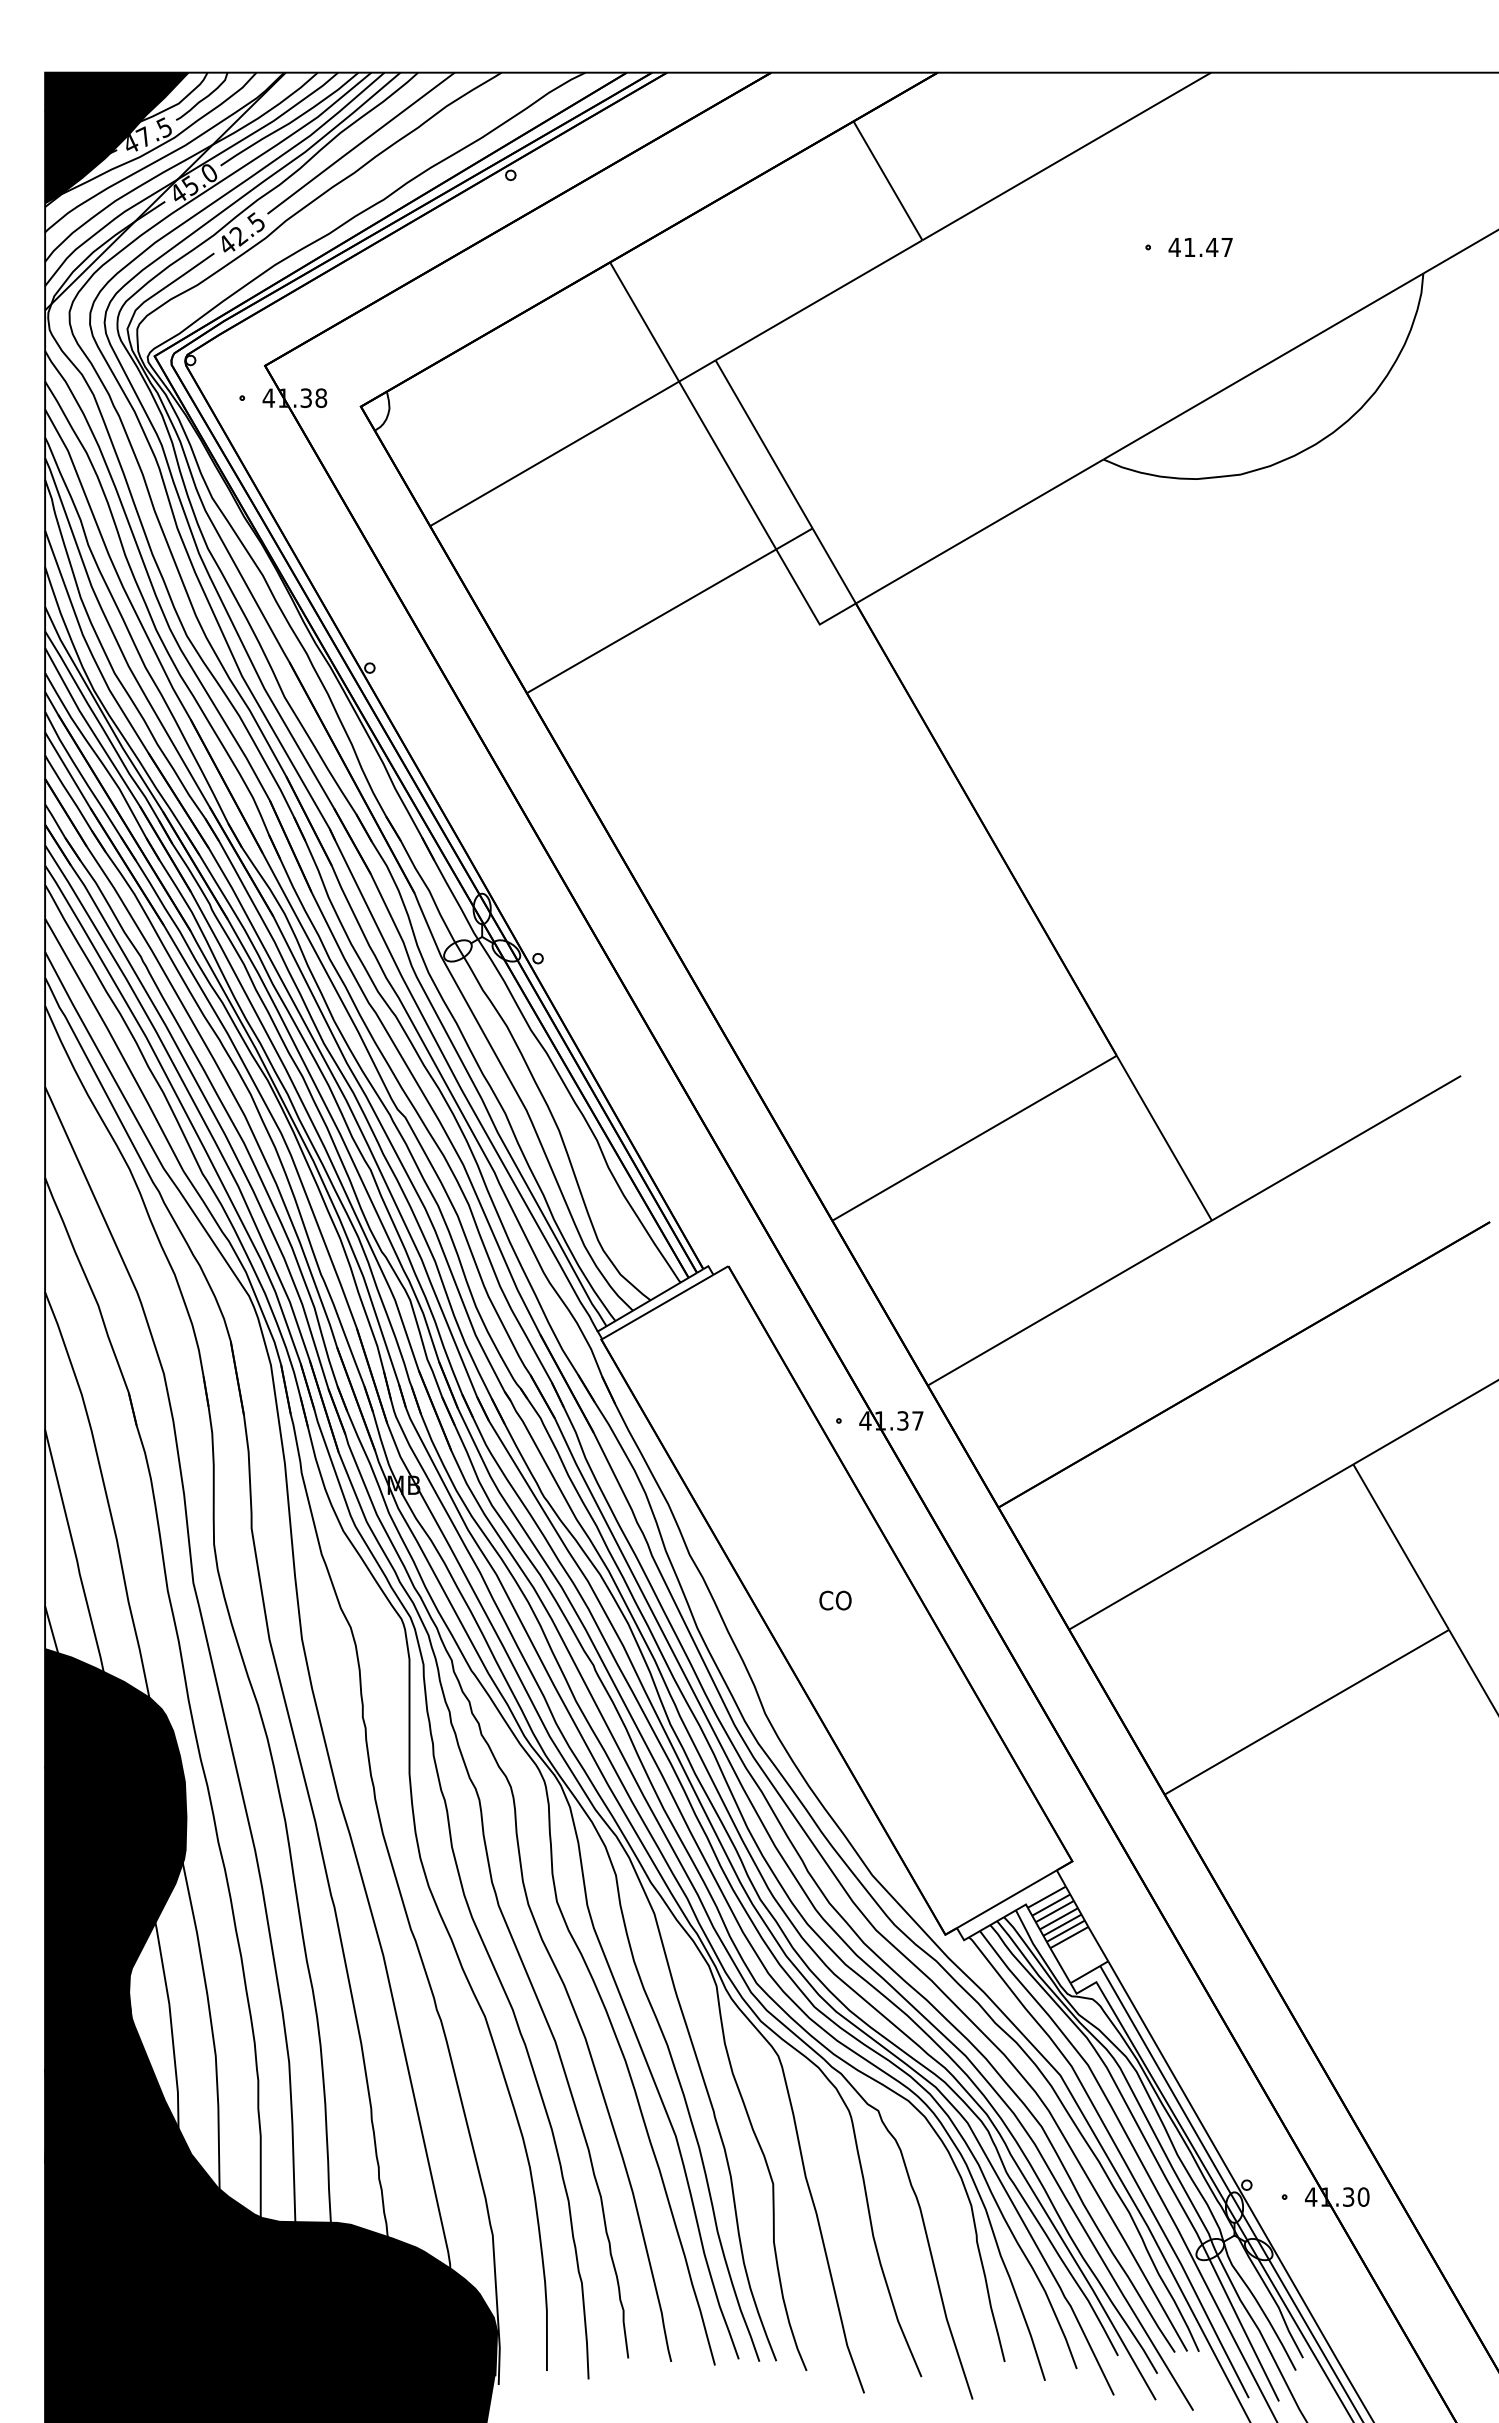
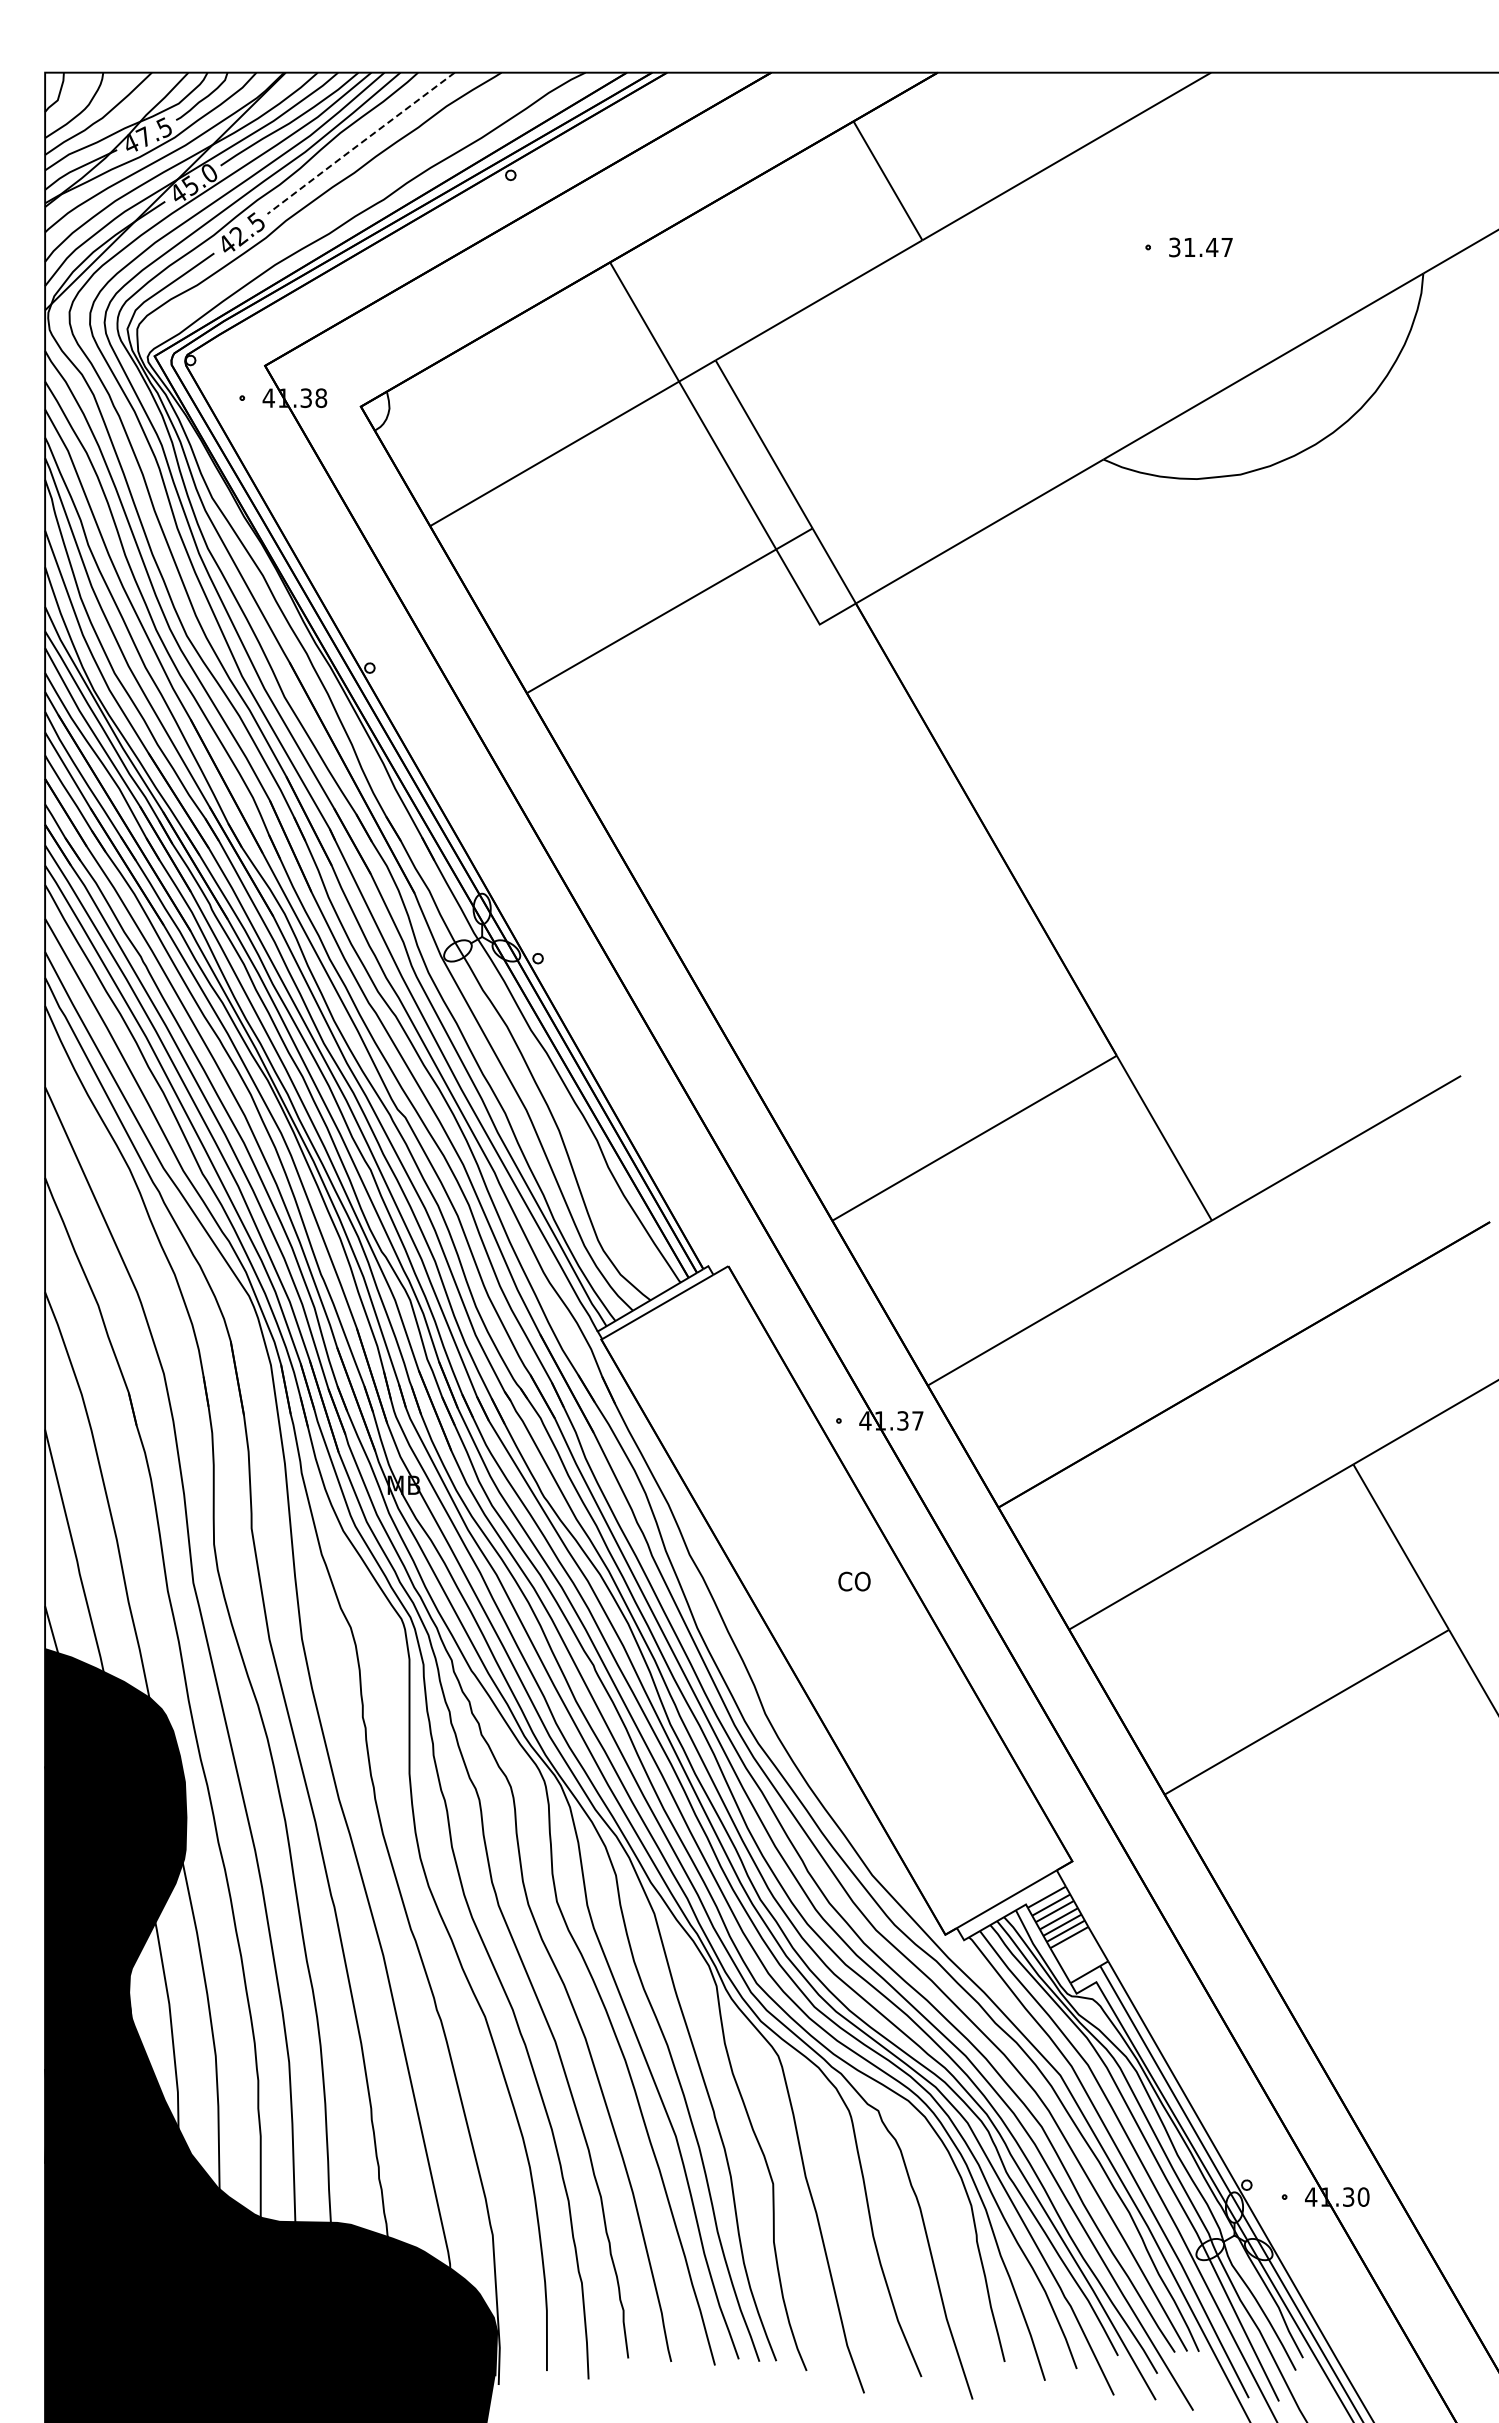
fill: present -> none (116, 137)
line: solid -> dashed (360, 143)
text: 41.47 -> 31.47 (1174, 247)
text position: (835, 1600) -> (854, 1581) (854, 1581)
